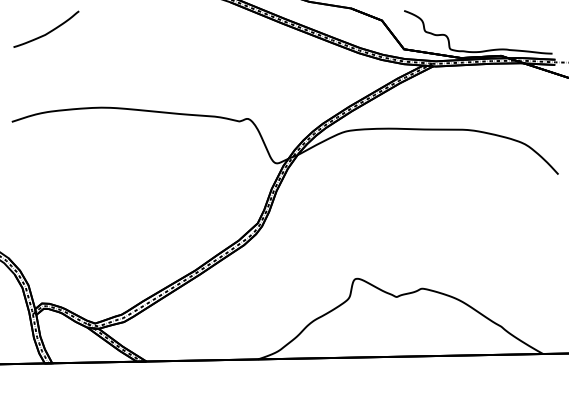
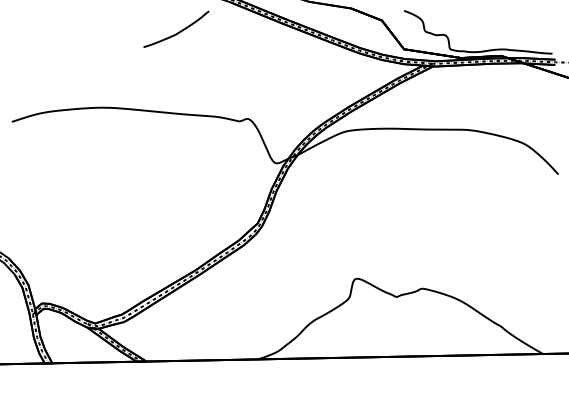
curve position: (48, 31) -> (178, 31) (178, 31)
